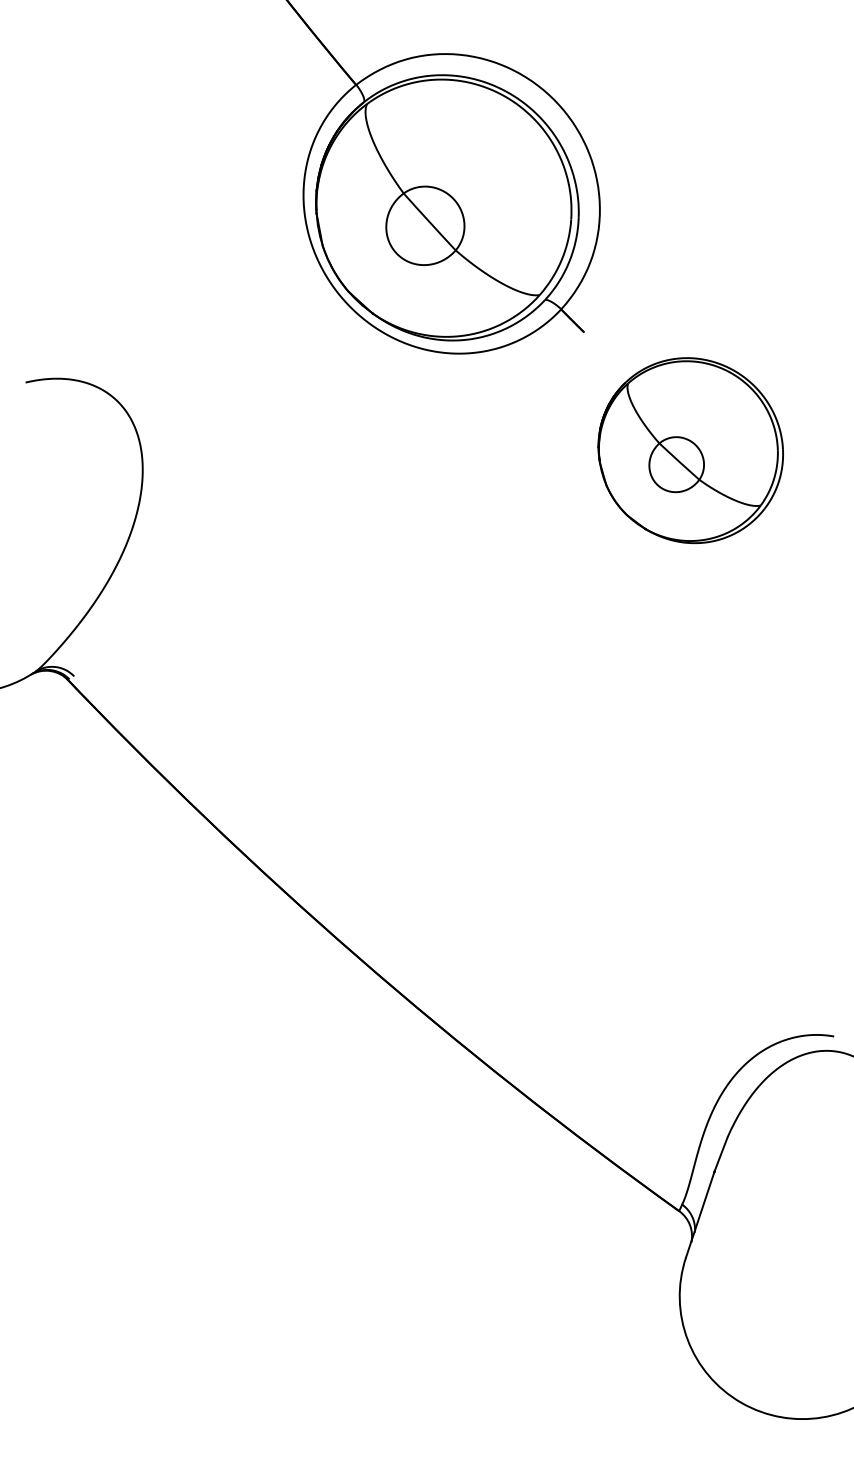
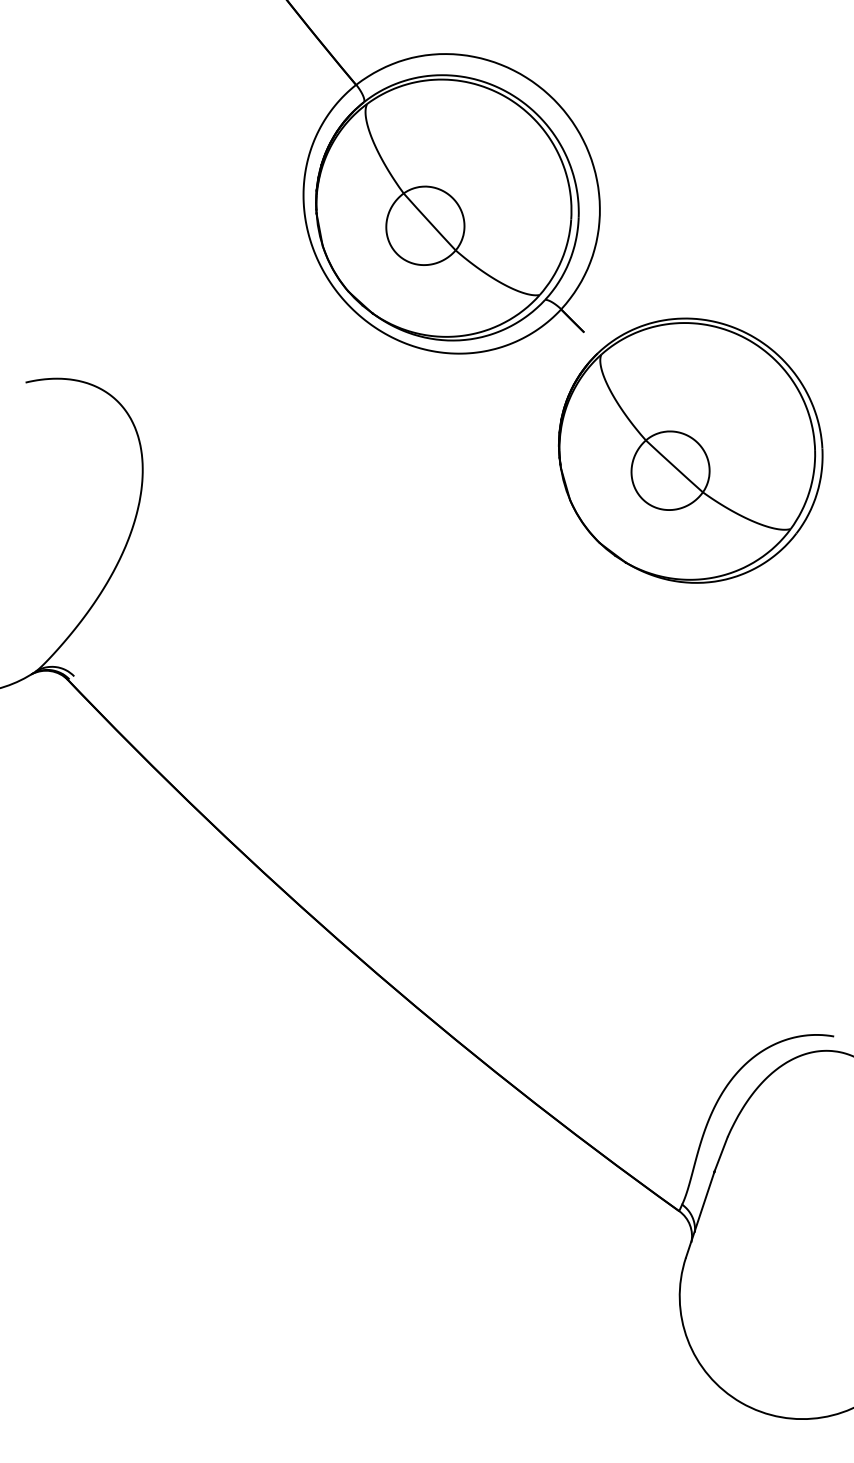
part size: 187x188 px -> 266x267 px (690, 450)
